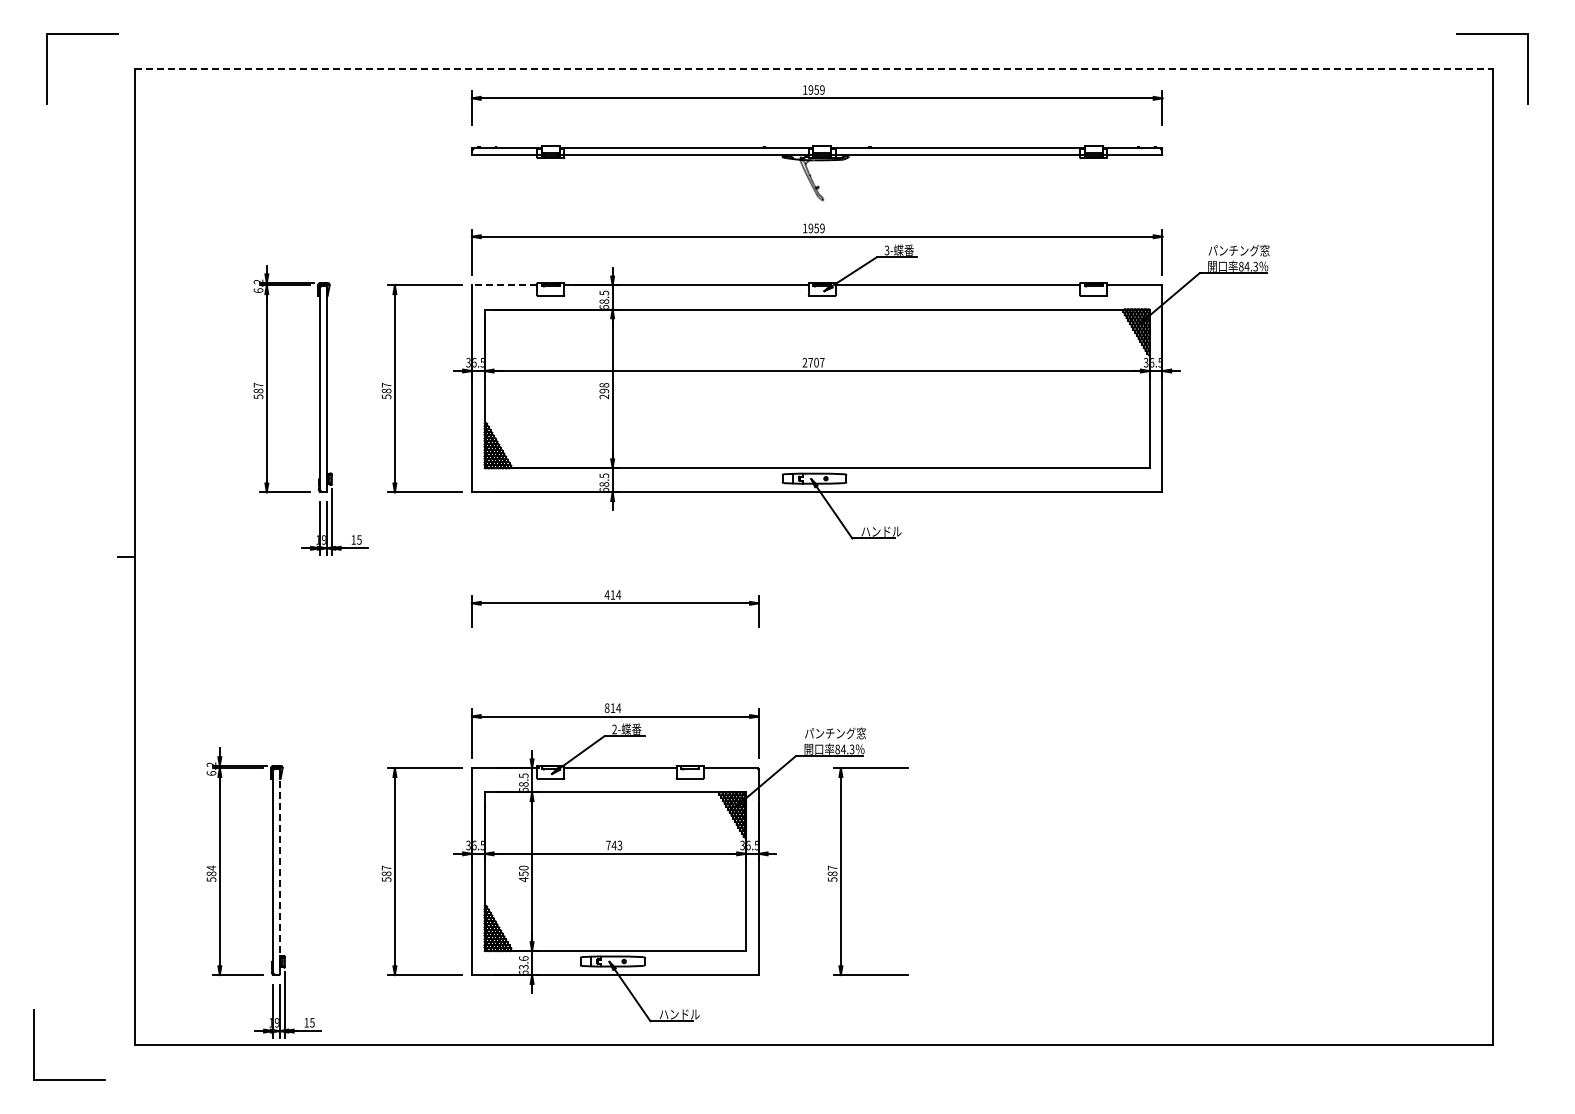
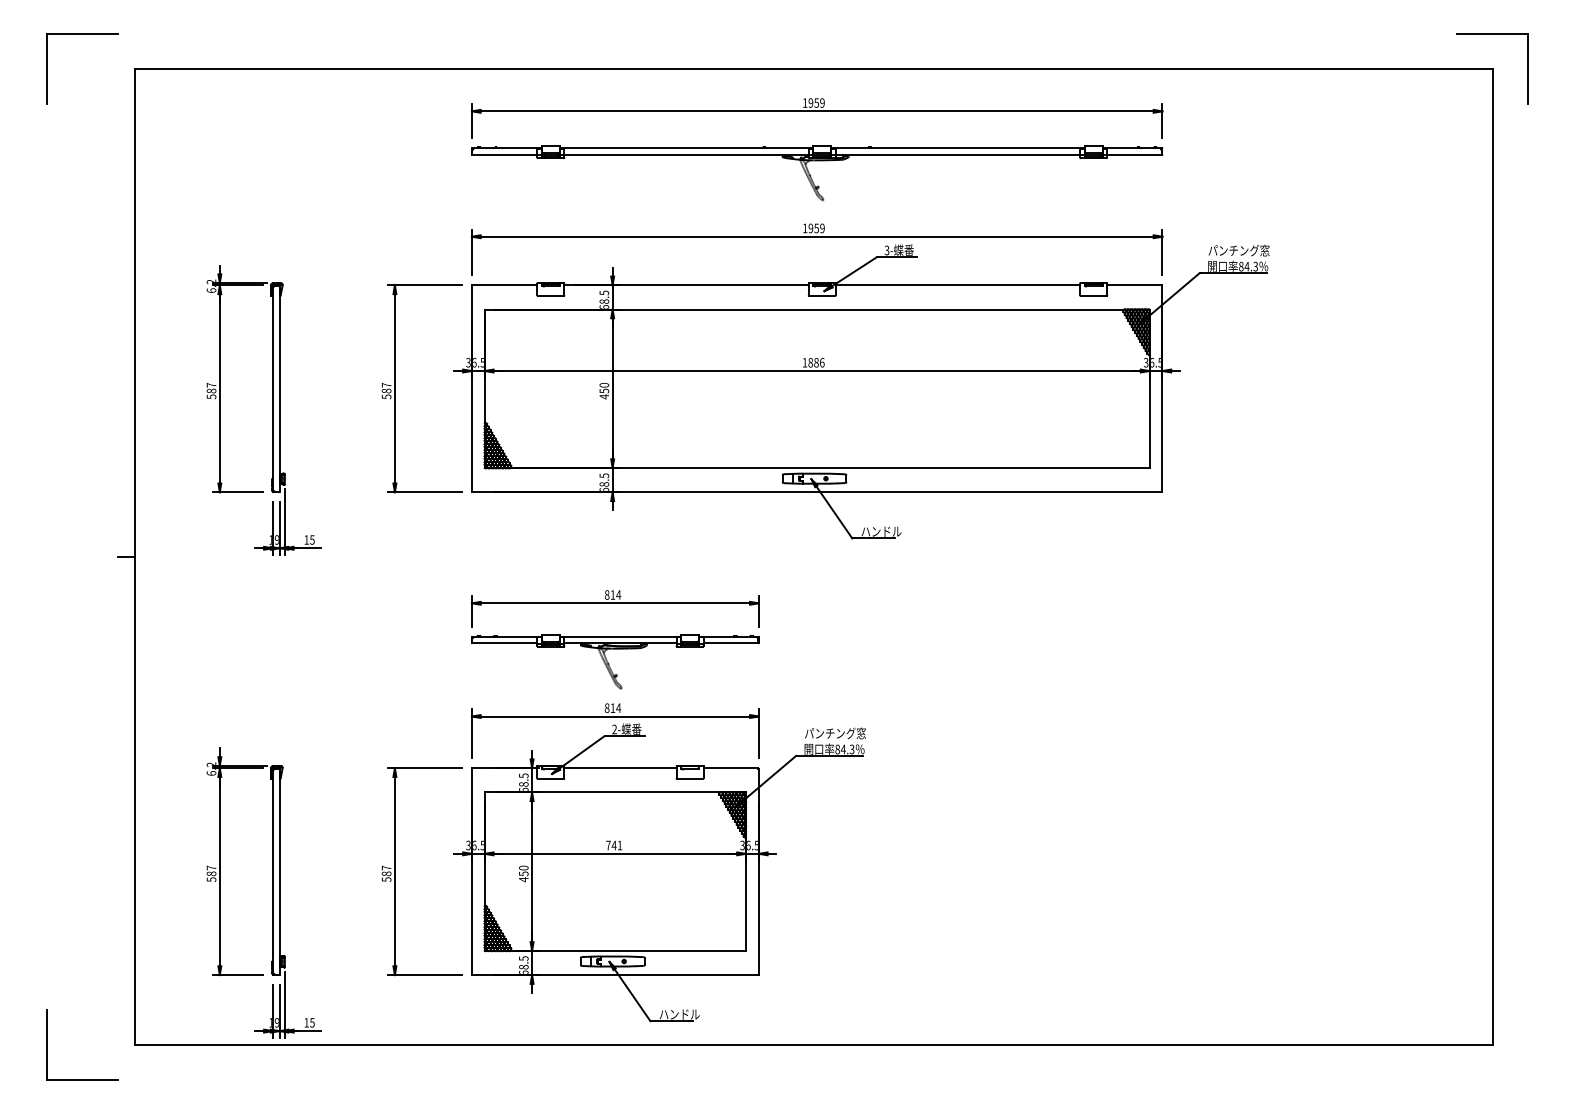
line: dashed -> solid (813, 68)
part position: (816, 98) -> (816, 111) (816, 111)
line: dashed -> solid (504, 285)
text: 2707 -> 1886 (813, 362)
text: 298 -> 450 (604, 391)
part position: (319, 410) -> (272, 410) (272, 410)
text: 414 -> 814 (606, 594)
part: none -> present (609, 663)
text: 743 -> 741 (619, 845)
text: 584 -> 587 (211, 867)
line: dashed -> solid (279, 871)
part: present -> none (841, 871)
text: 63.6 -> 68.5 (523, 962)
part position: (34, 1044) -> (47, 1044) (47, 1044)
